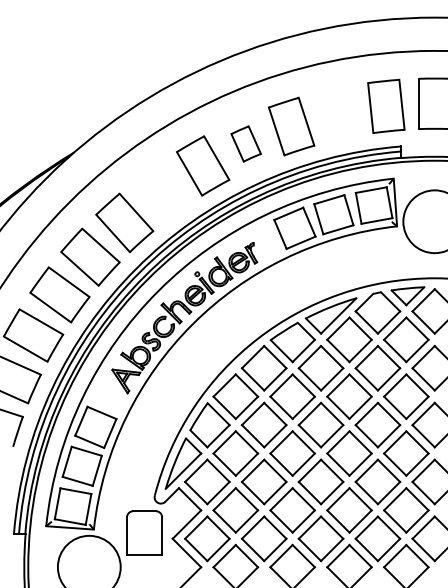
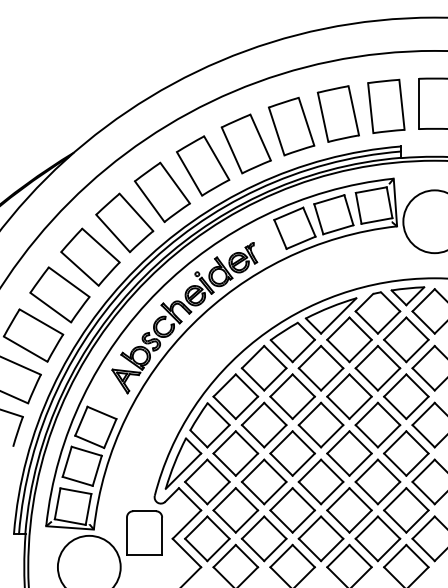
part: none -> present (337, 113)
part size: 32x38 px -> 52x62 px (245, 143)
part: none -> present (162, 192)
